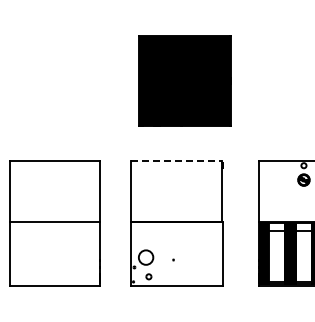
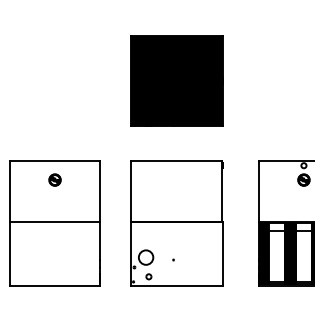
part position: (184, 80) -> (176, 80) (176, 80)
line: dashed -> solid (177, 160)
part: none -> present (54, 179)
